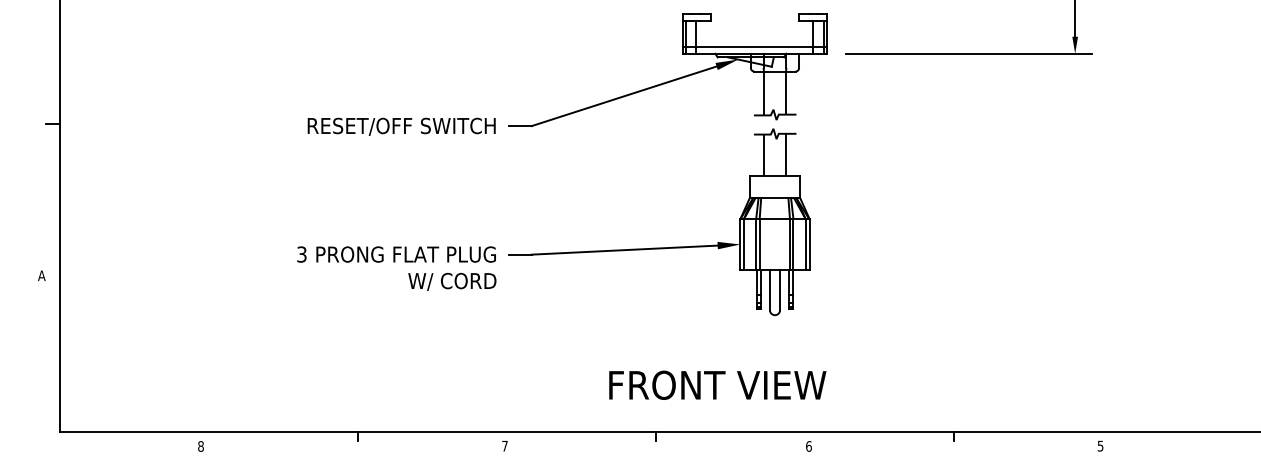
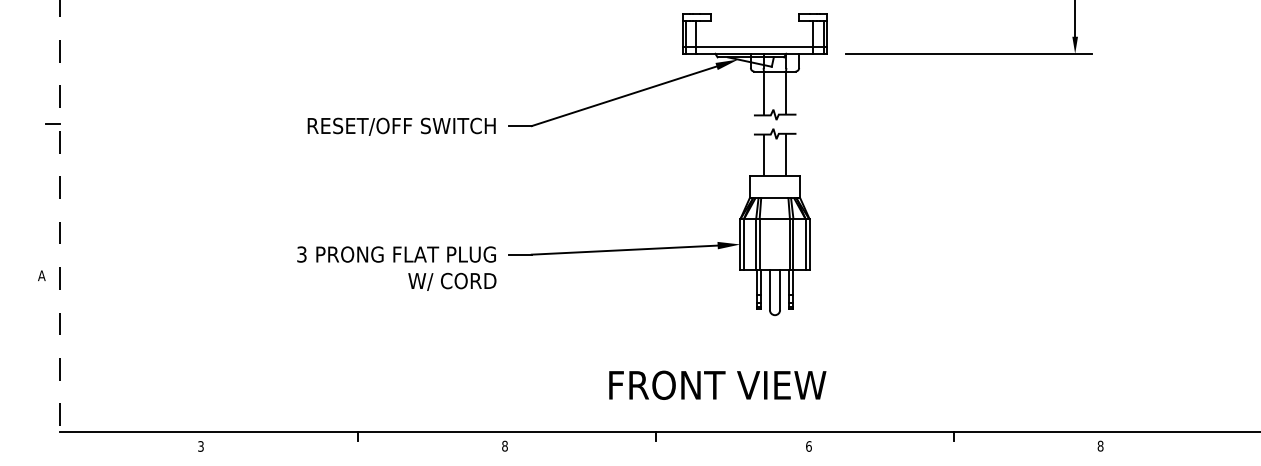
line: solid -> dashed (59, 216)
text: 7 -> 8 (504, 445)
text: 5 -> 8 (1100, 445)
text: 8 -> 3 (200, 446)
